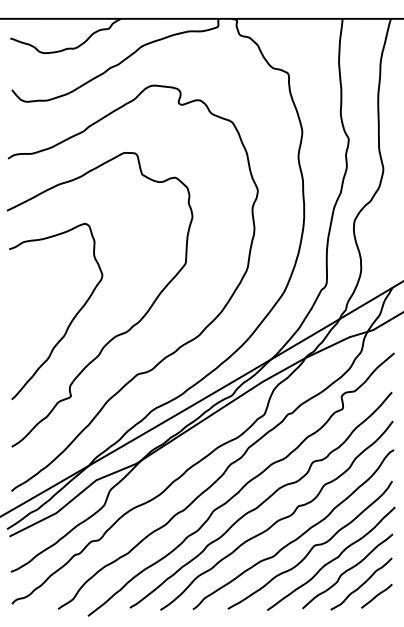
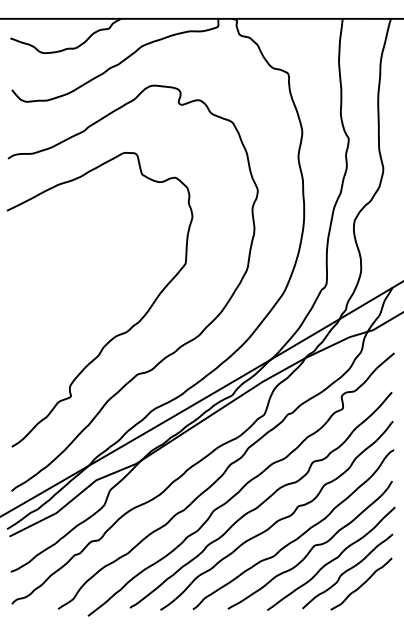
curve: present -> none (70, 321)
line: present -> none (376, 595)
